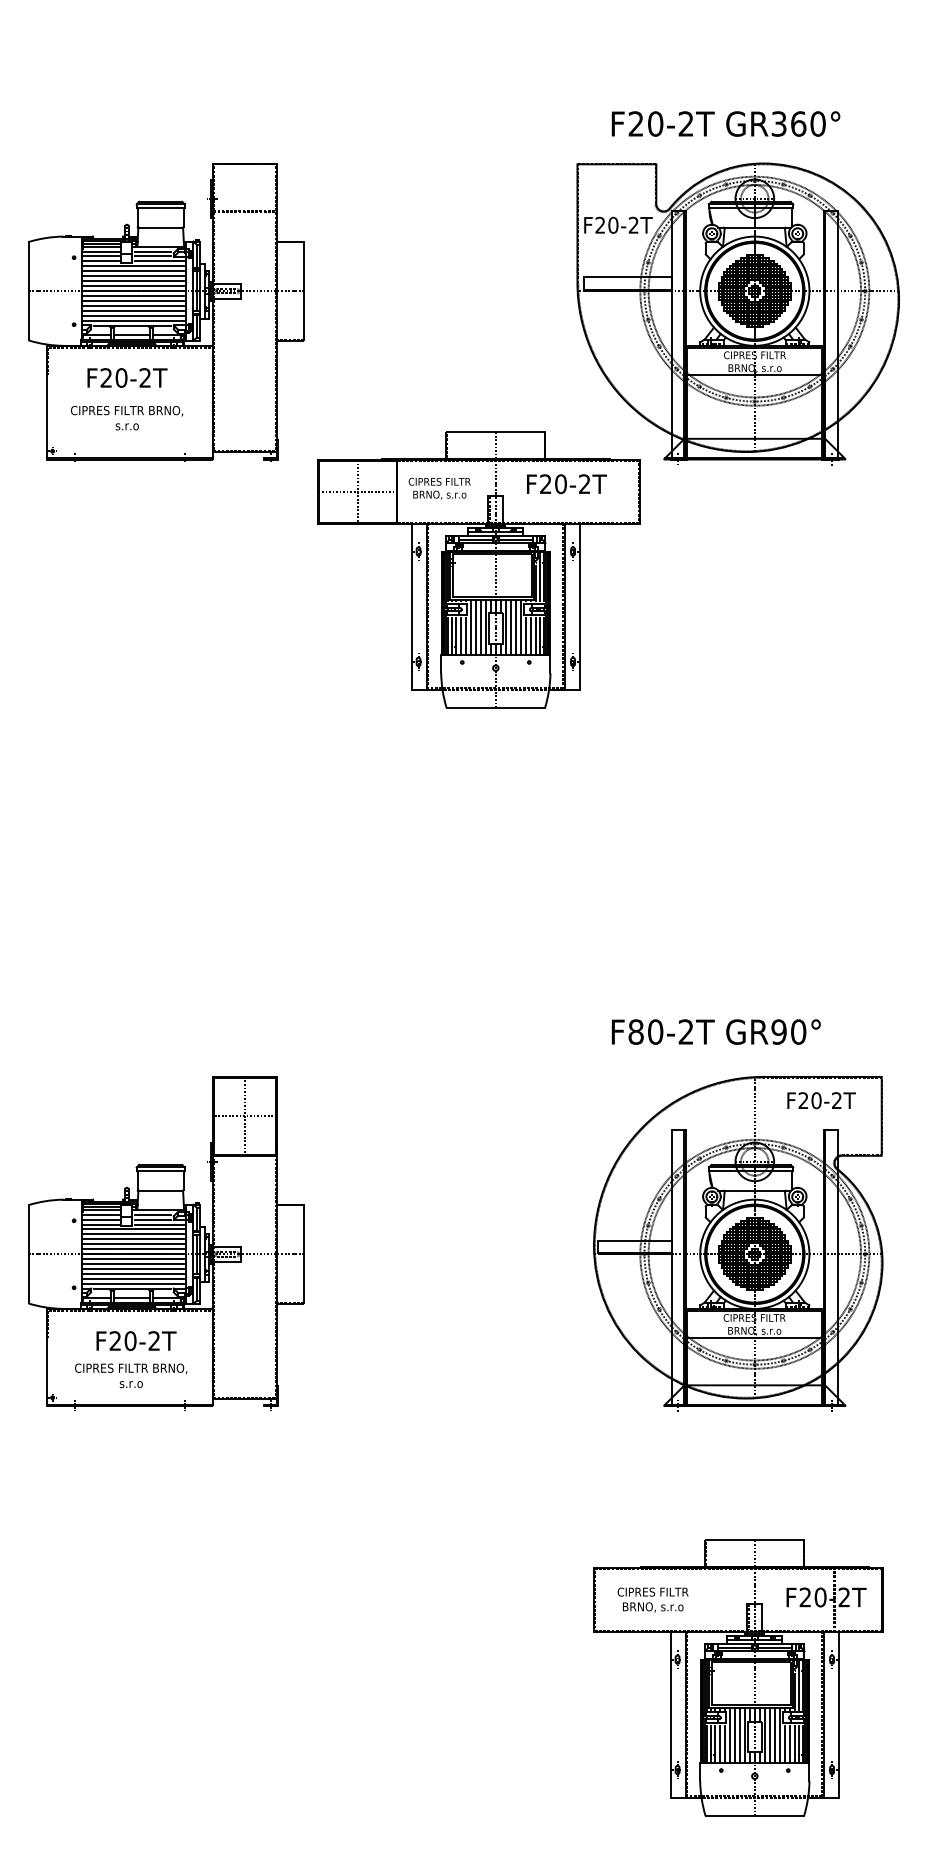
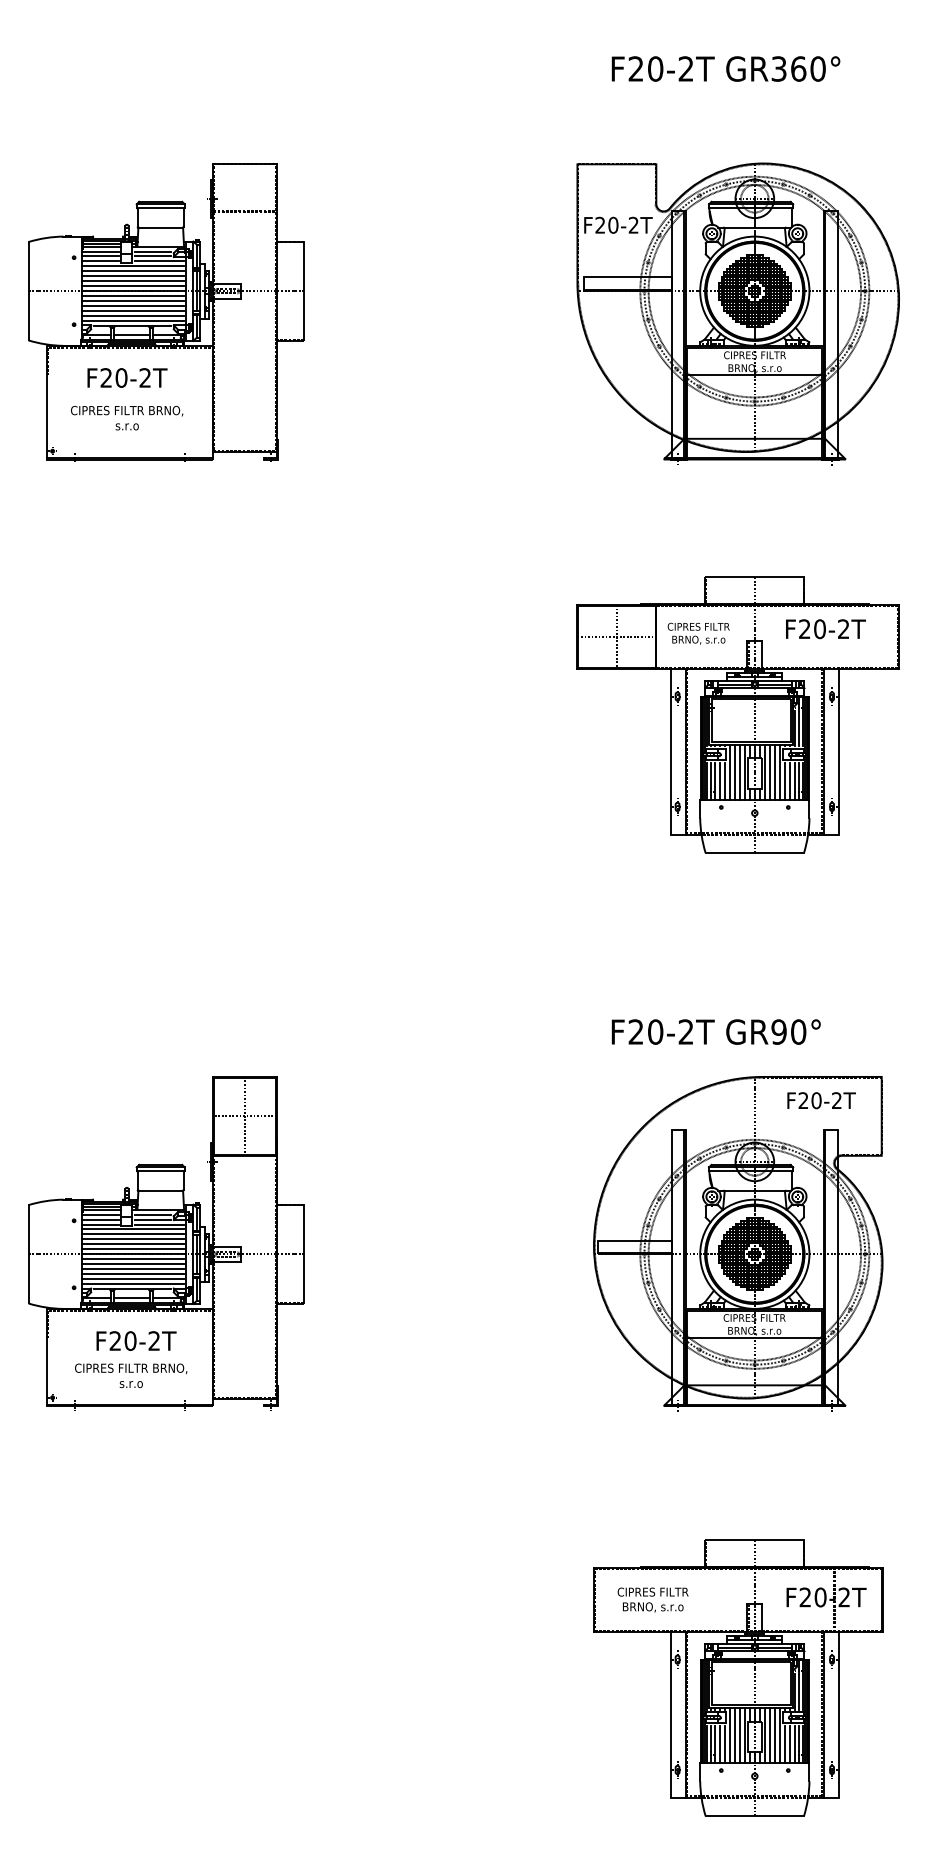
text position: (725, 123) -> (725, 68) (725, 68)
part position: (478, 569) -> (737, 714) (737, 714)
text: F80-2T -> F20-2T (635, 1031)
